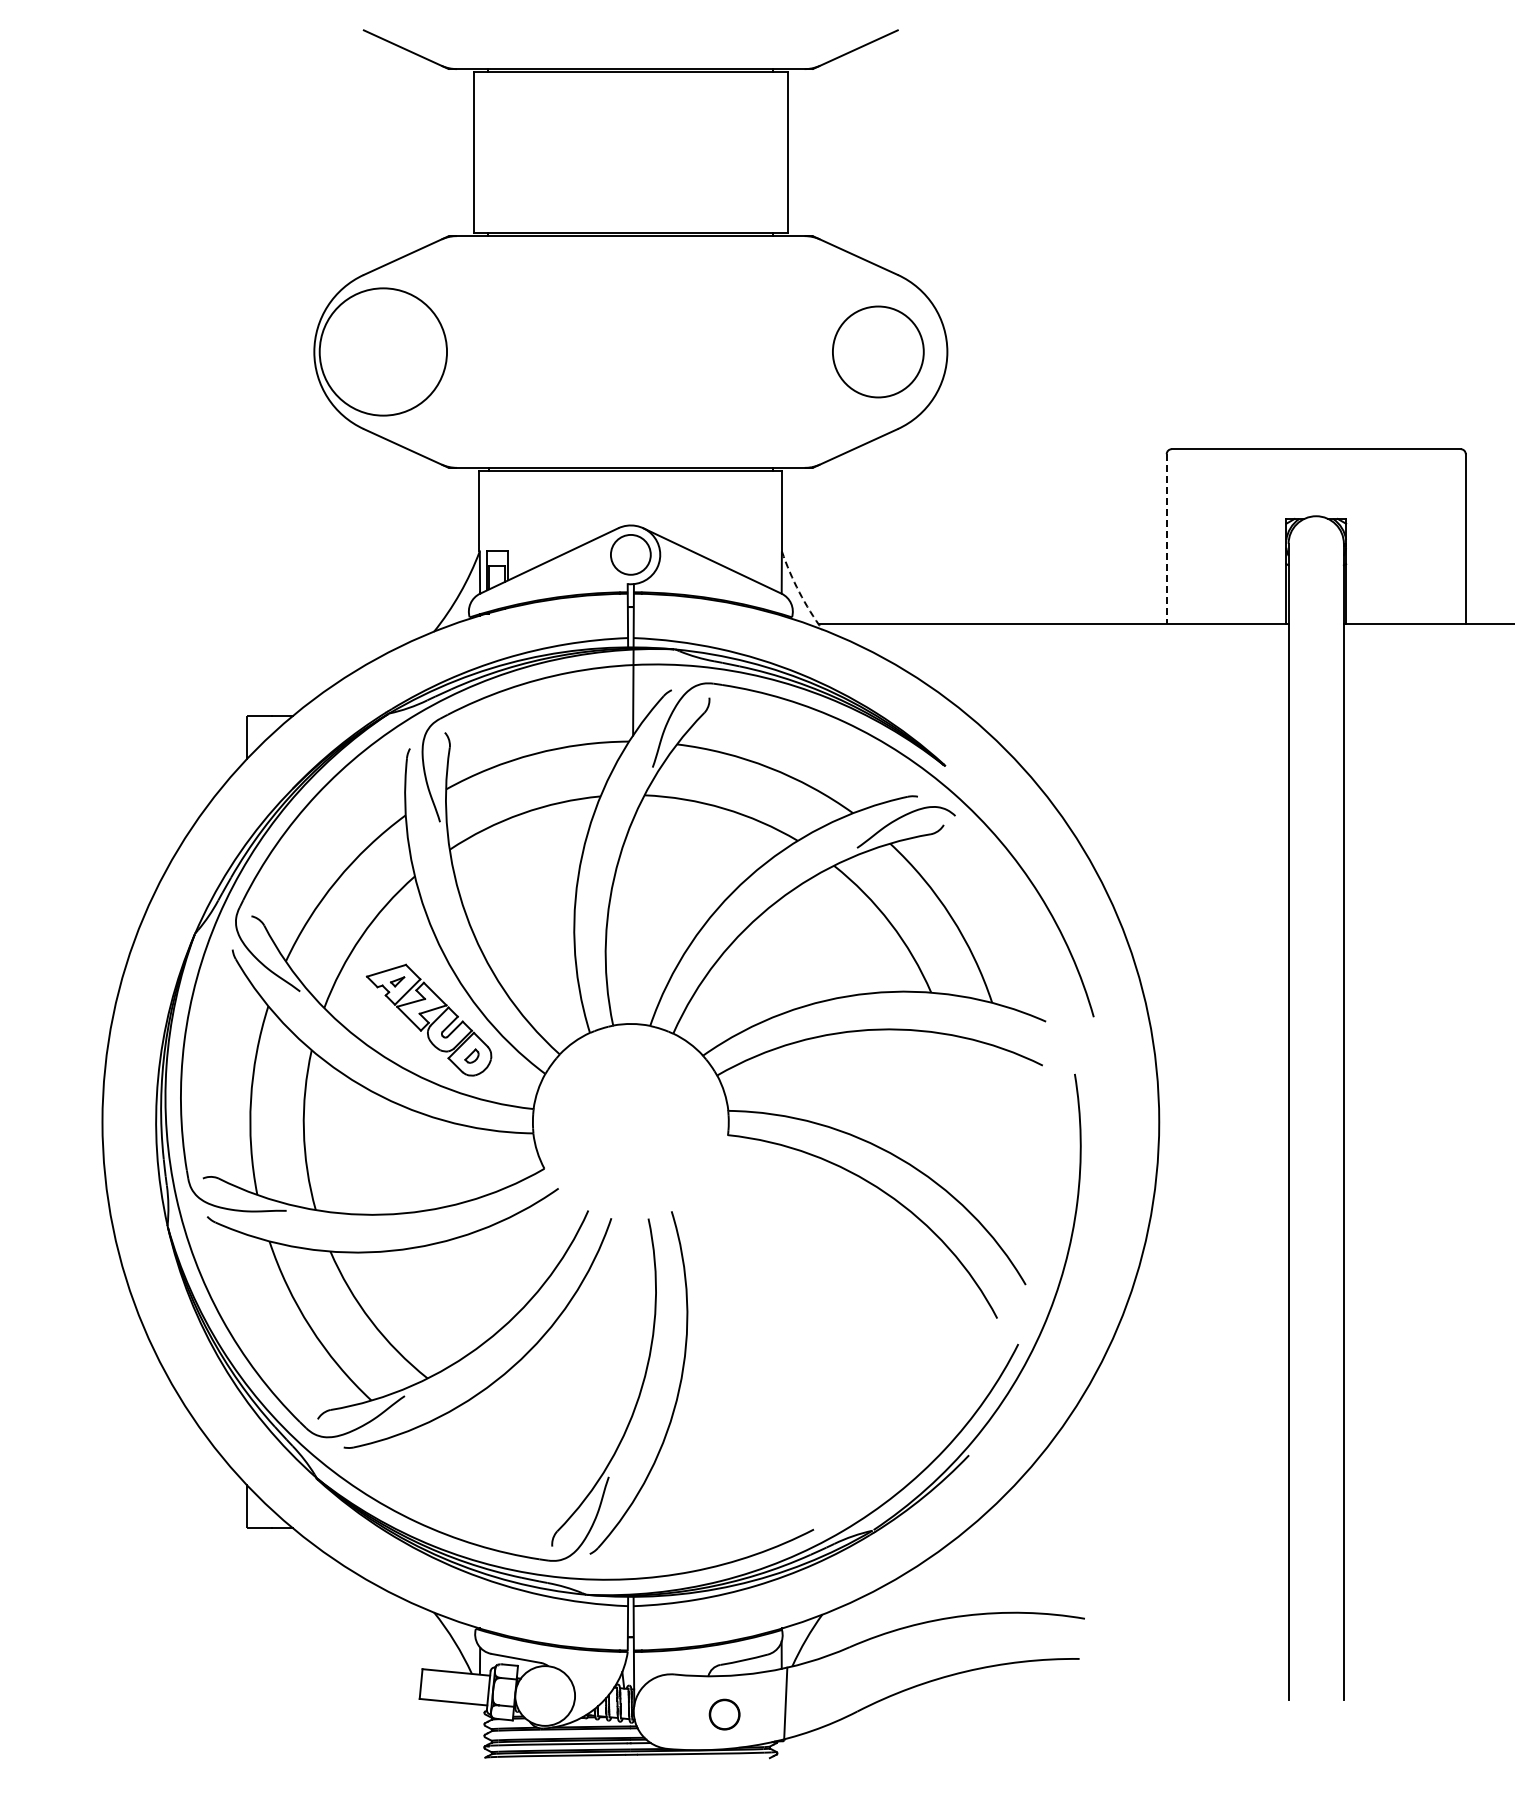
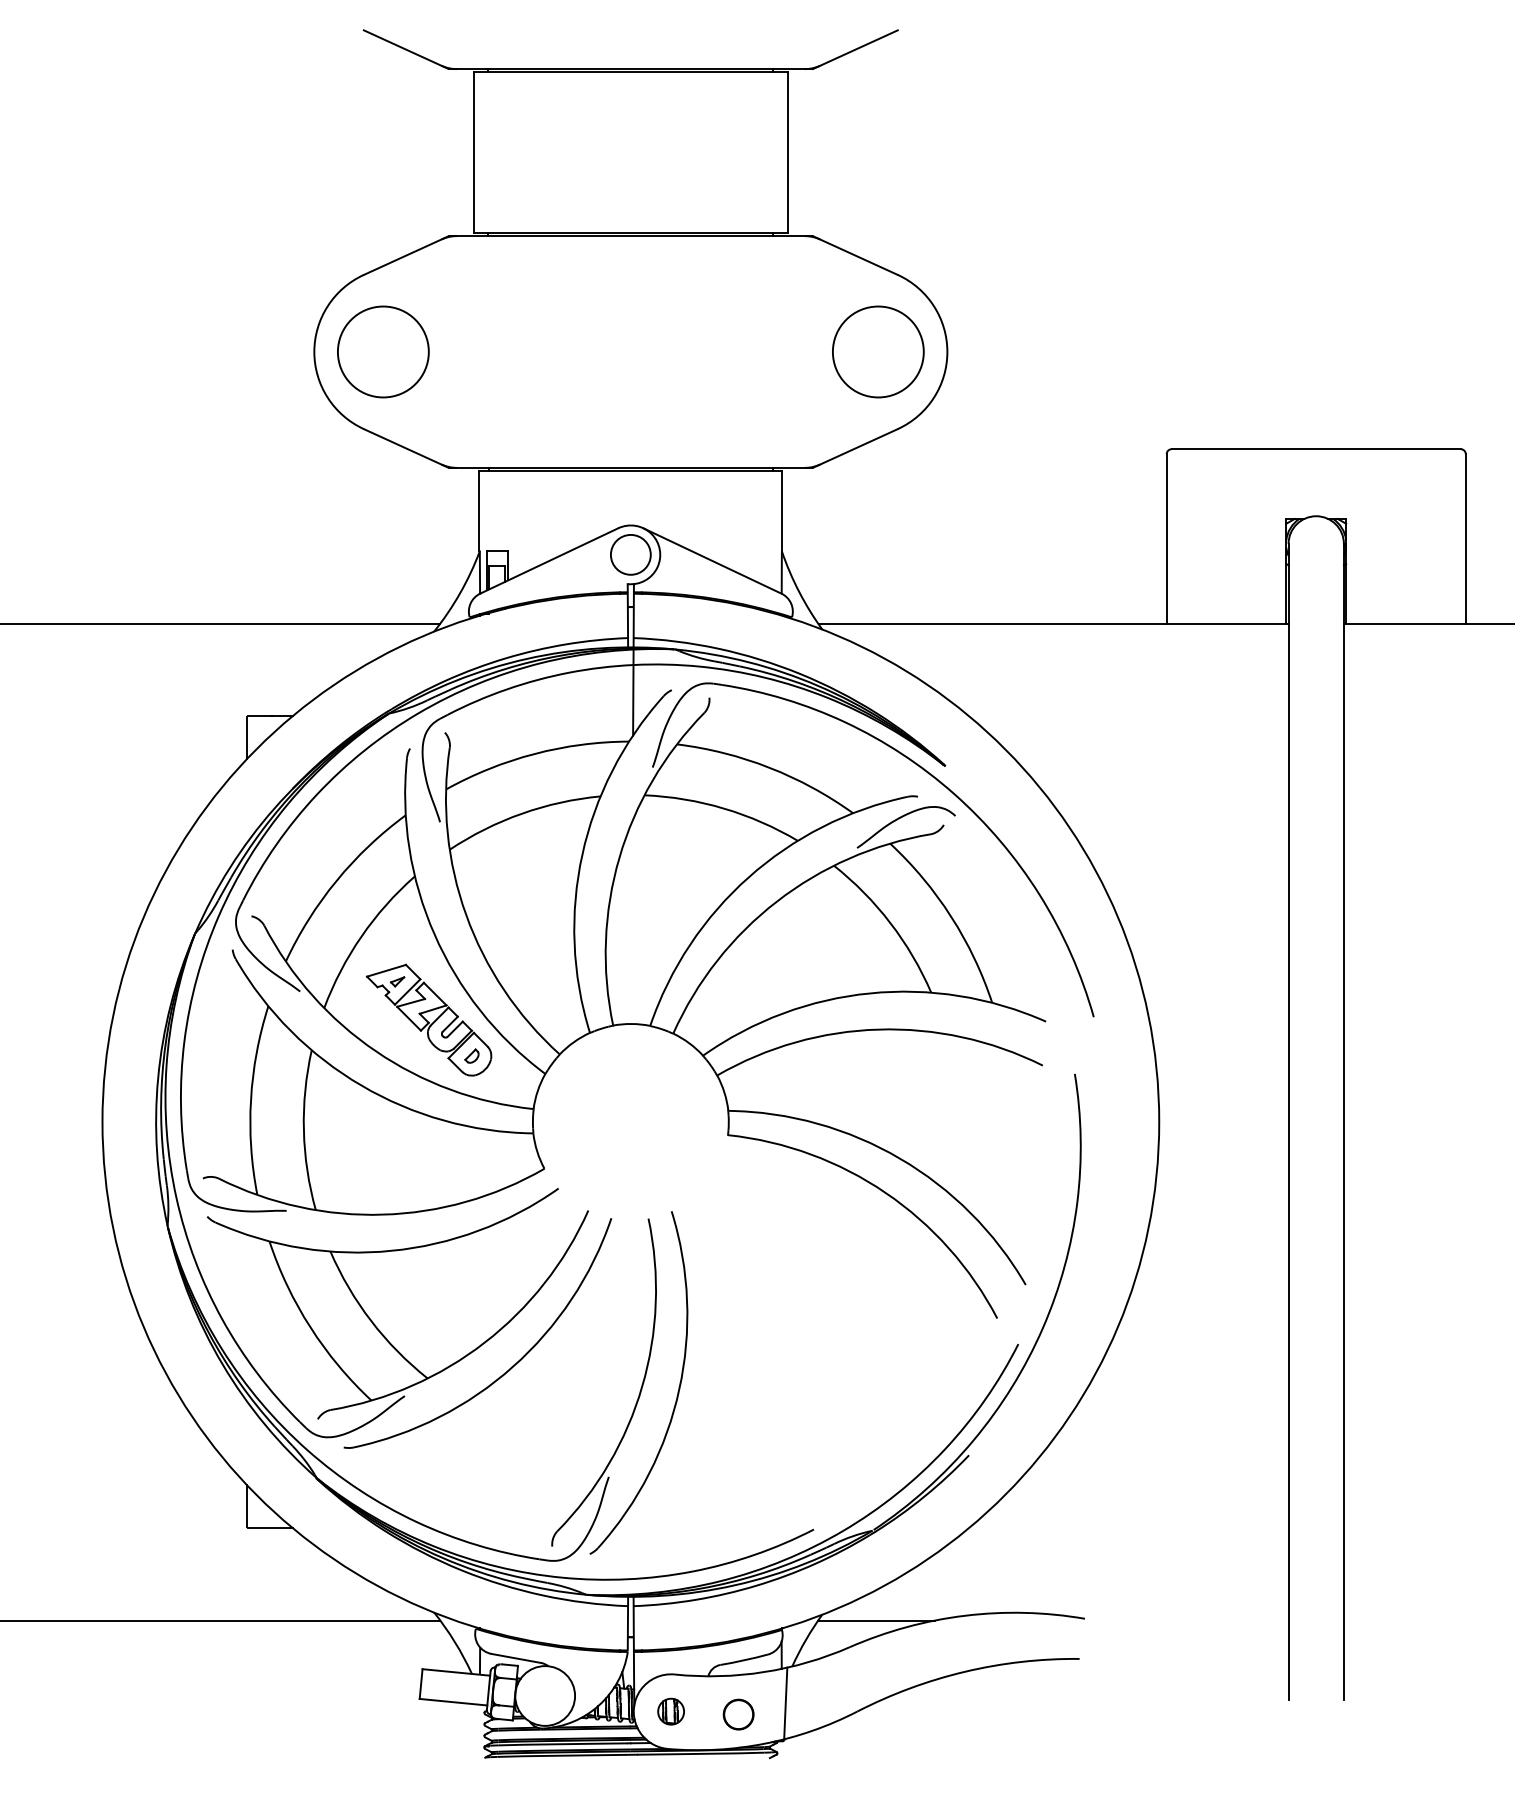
circle diameter: 127 px -> 91 px (382, 351)
line: dashed -> solid (1166, 538)
arc: dashed -> solid (799, 592)
line: none -> present (220, 623)
line: none -> present (220, 1620)
line: none -> present (876, 1620)
part: none -> present (670, 1711)
part position: (724, 1714) -> (738, 1714) (738, 1714)
